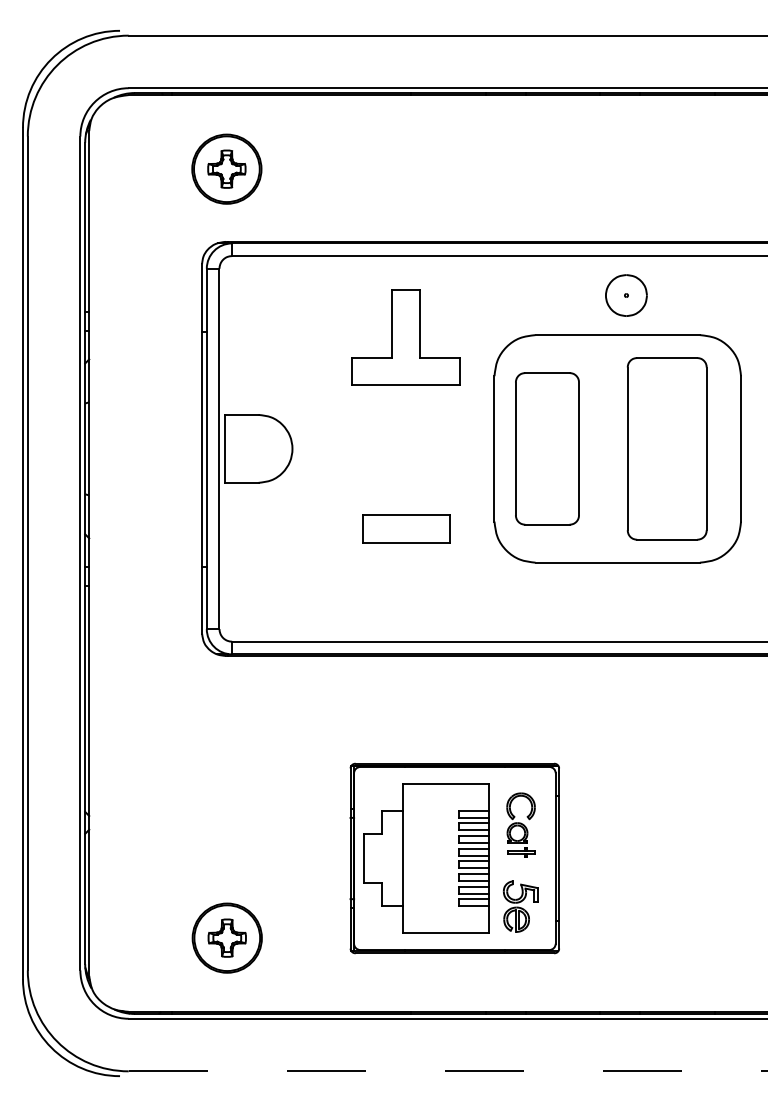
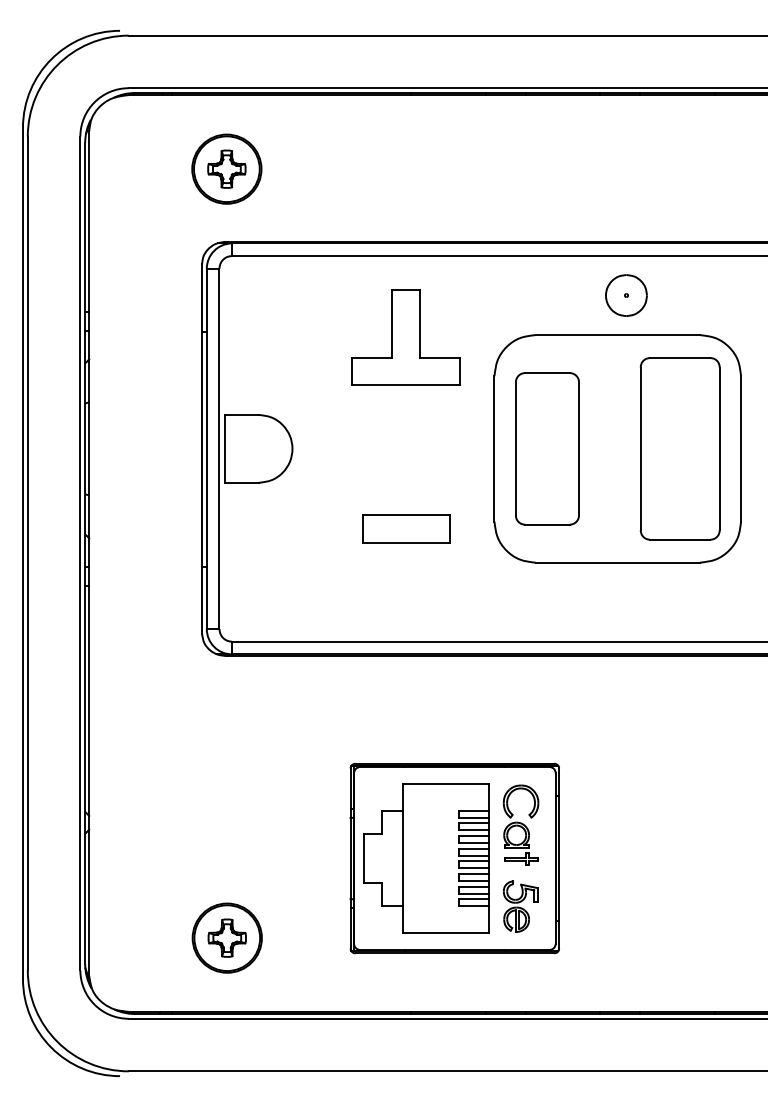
part position: (666, 448) -> (679, 448) (679, 448)
part size: 30x66 px -> 38x82 px (520, 824)
line: dashed -> solid (448, 1071)
